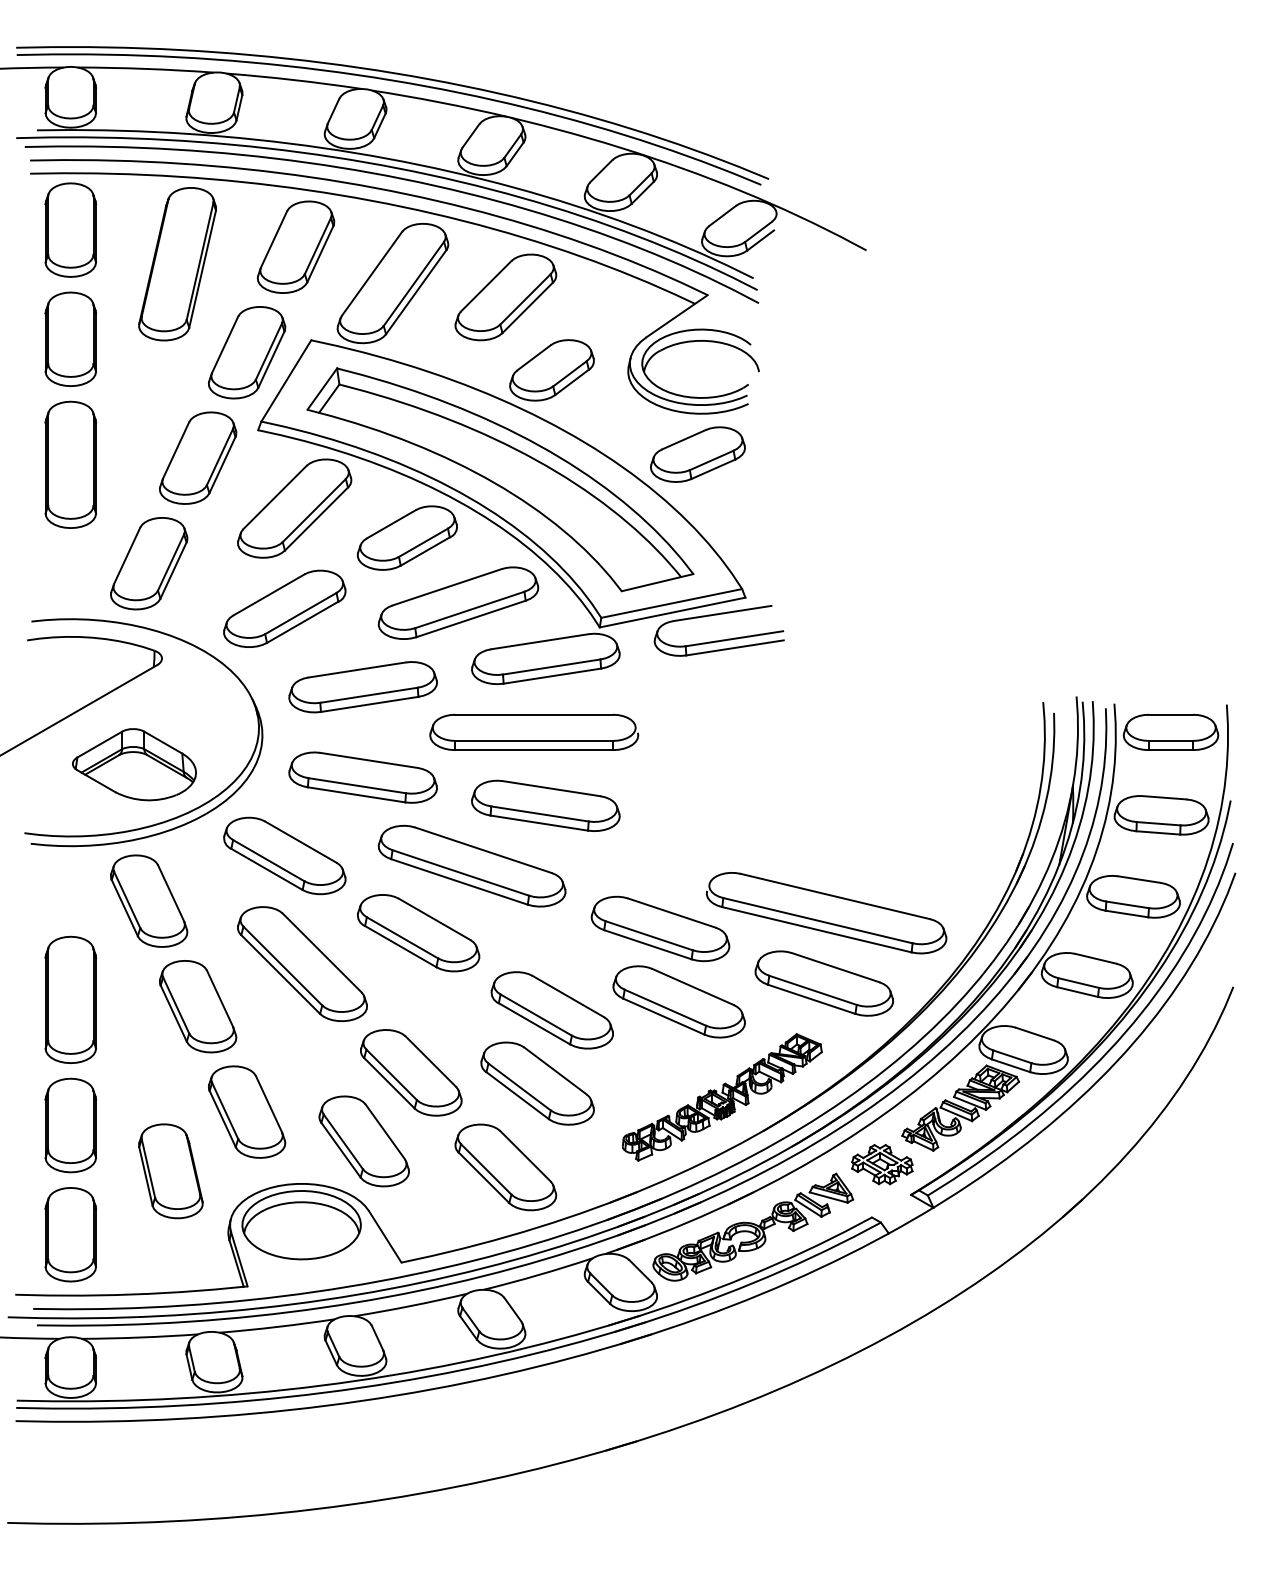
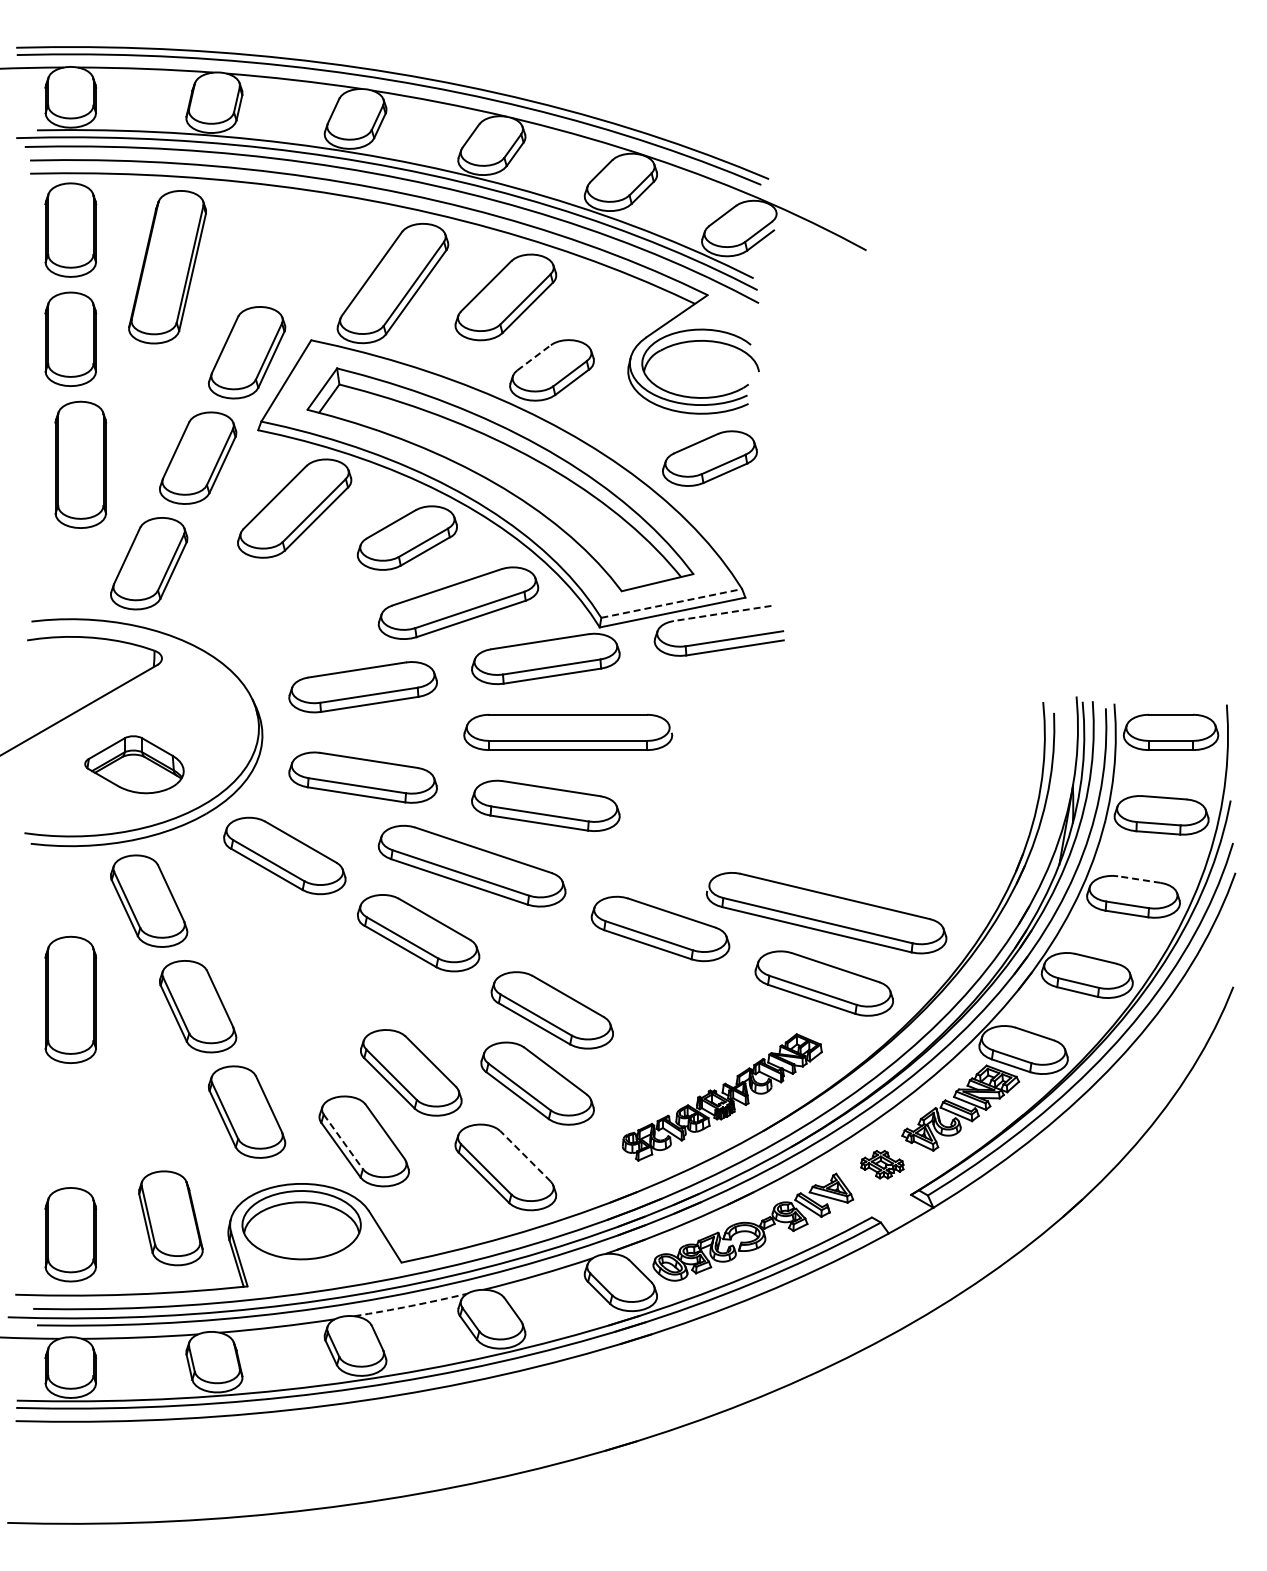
part: present -> none (295, 246)
part position: (177, 264) -> (167, 267) (167, 267)
line: solid -> dashed (534, 357)
part position: (697, 454) -> (709, 458) (709, 458)
part position: (70, 464) -> (80, 464) (80, 464)
line: solid -> dashed (671, 603)
part: present -> none (284, 608)
line: solid -> dashed (722, 613)
part position: (534, 731) -> (568, 731) (568, 731)
part size: 125x74 px -> 101x60 px (134, 764)
line: solid -> dashed (1139, 879)
part: present -> none (302, 964)
part: present -> none (678, 1001)
part: present -> none (70, 1125)
line: solid -> dashed (343, 1141)
line: solid -> dashed (525, 1156)
part size: 63x42 px -> 45x30 px (882, 1164)
part position: (170, 1171) -> (170, 1218) (170, 1218)
arc: solid -> dashed (410, 1306)
